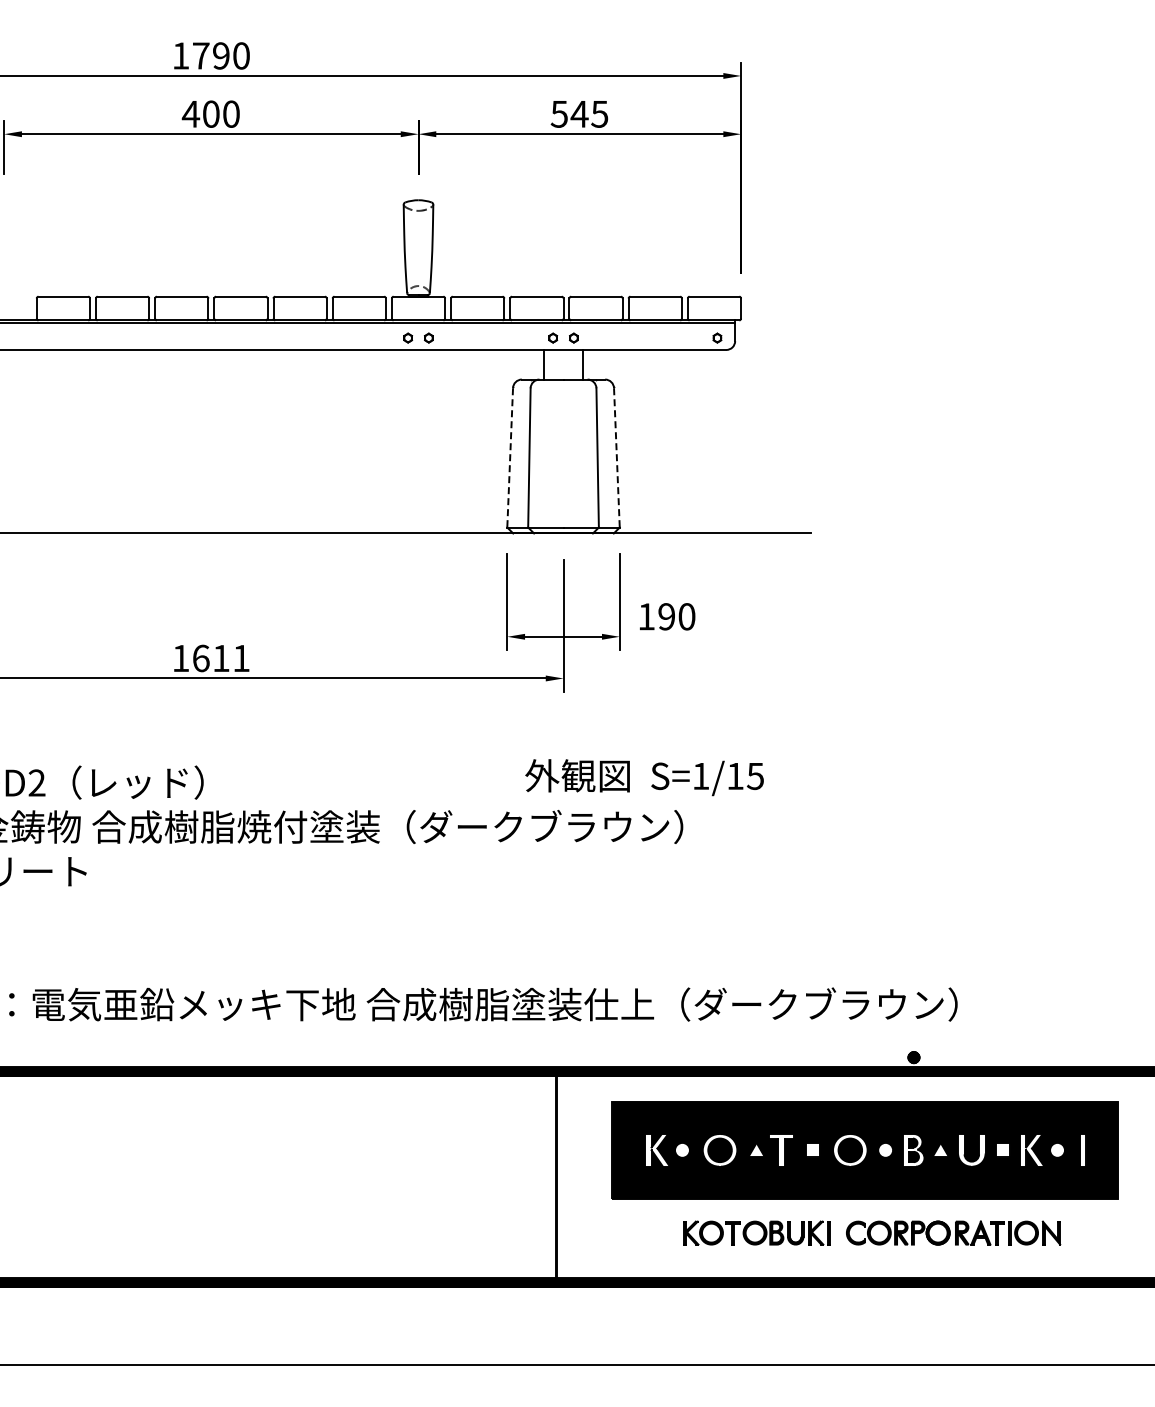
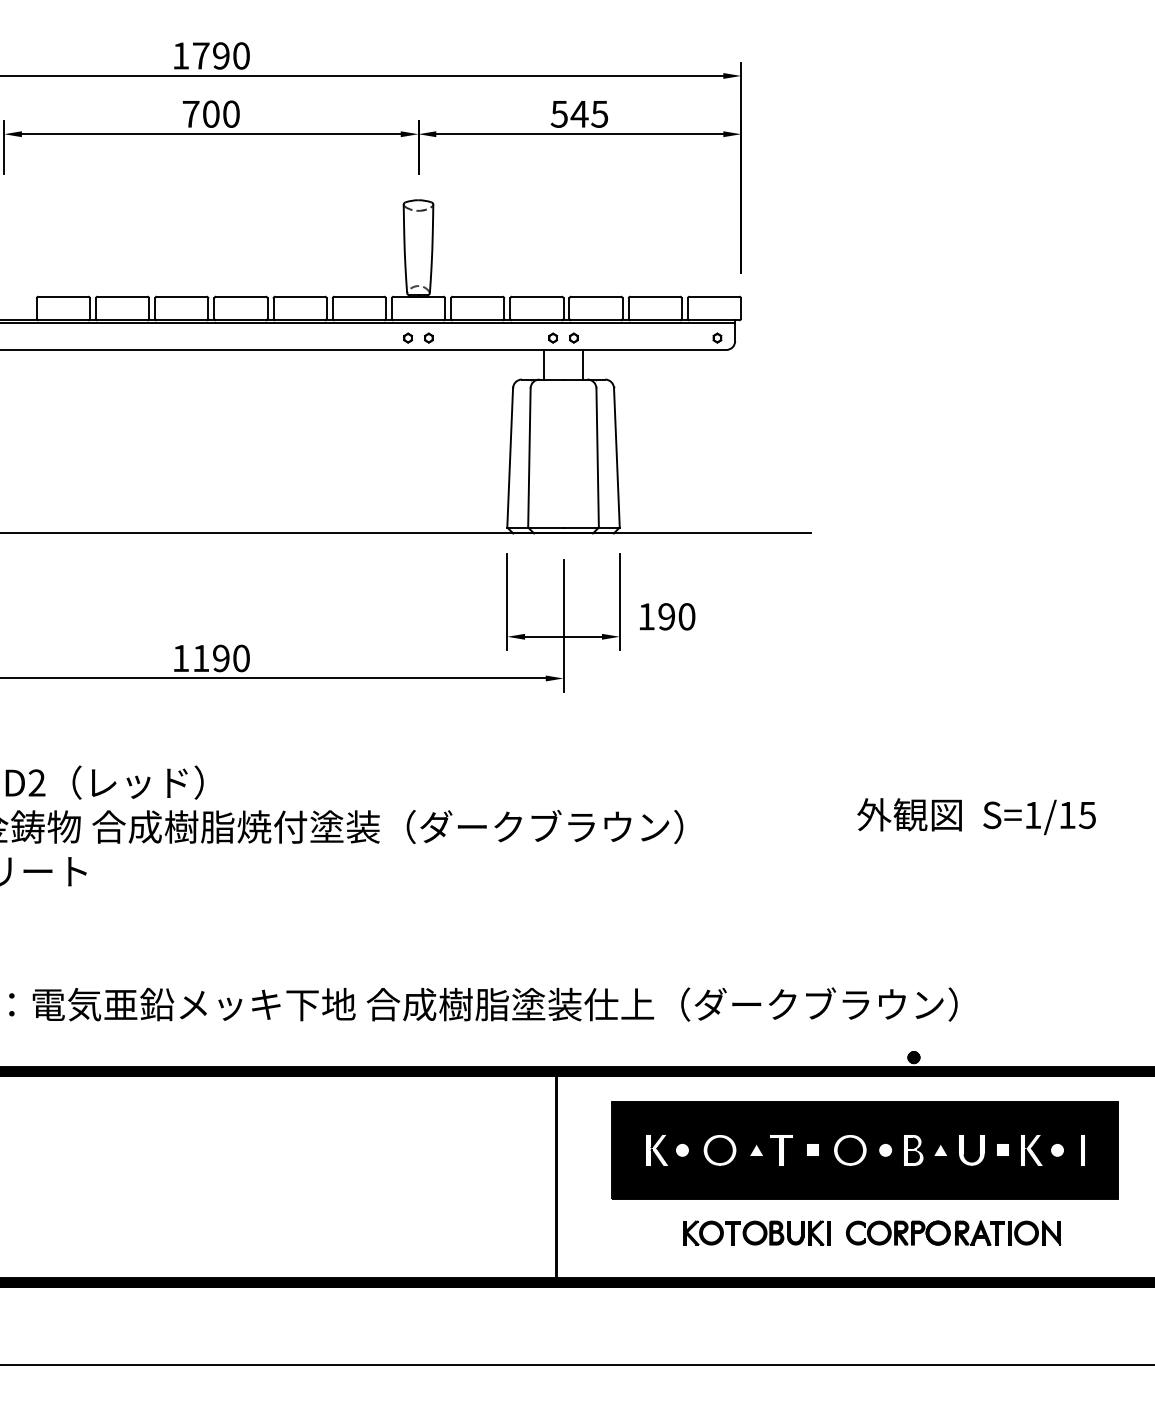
text: 400 -> 700 (190, 114)
line: dashed -> solid (510, 457)
line: dashed -> solid (616, 457)
text: 1611 -> 1190 (221, 658)
text position: (644, 777) -> (976, 816) (976, 816)
